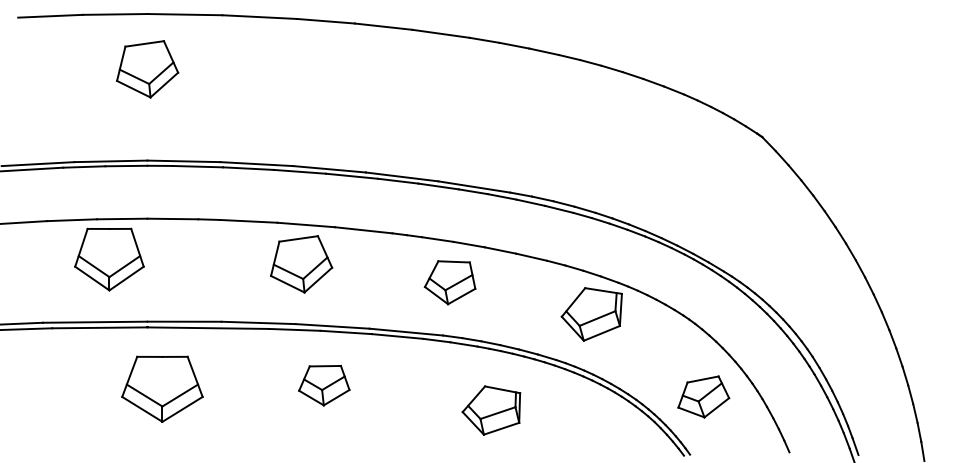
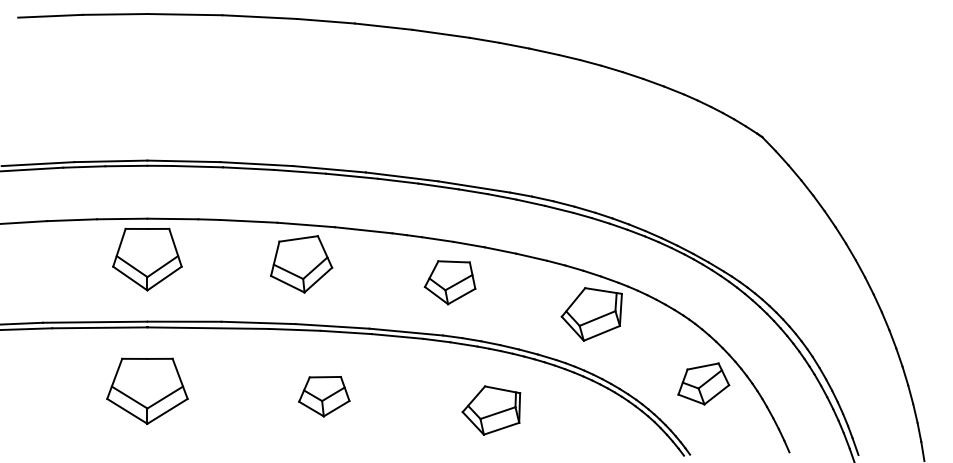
part: present -> none (147, 69)
part position: (109, 259) -> (147, 259) (147, 259)
part position: (324, 385) -> (324, 396) (324, 396)
part position: (162, 388) -> (147, 390) (147, 390)
part position: (703, 396) -> (703, 383) (703, 383)
